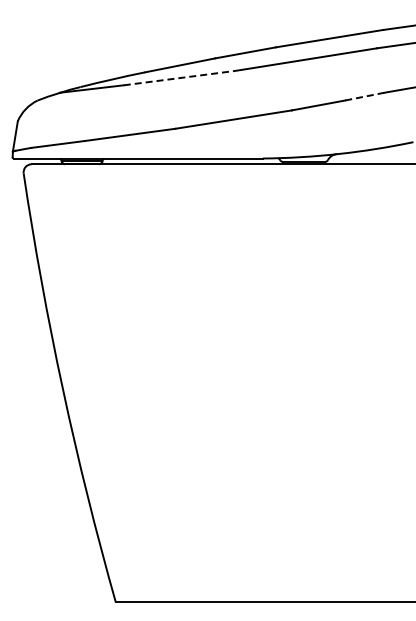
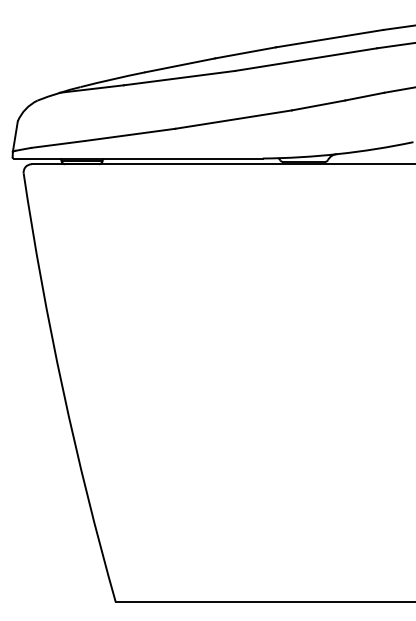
line: dashed -> solid (179, 78)
line: dashed -> solid (364, 96)
